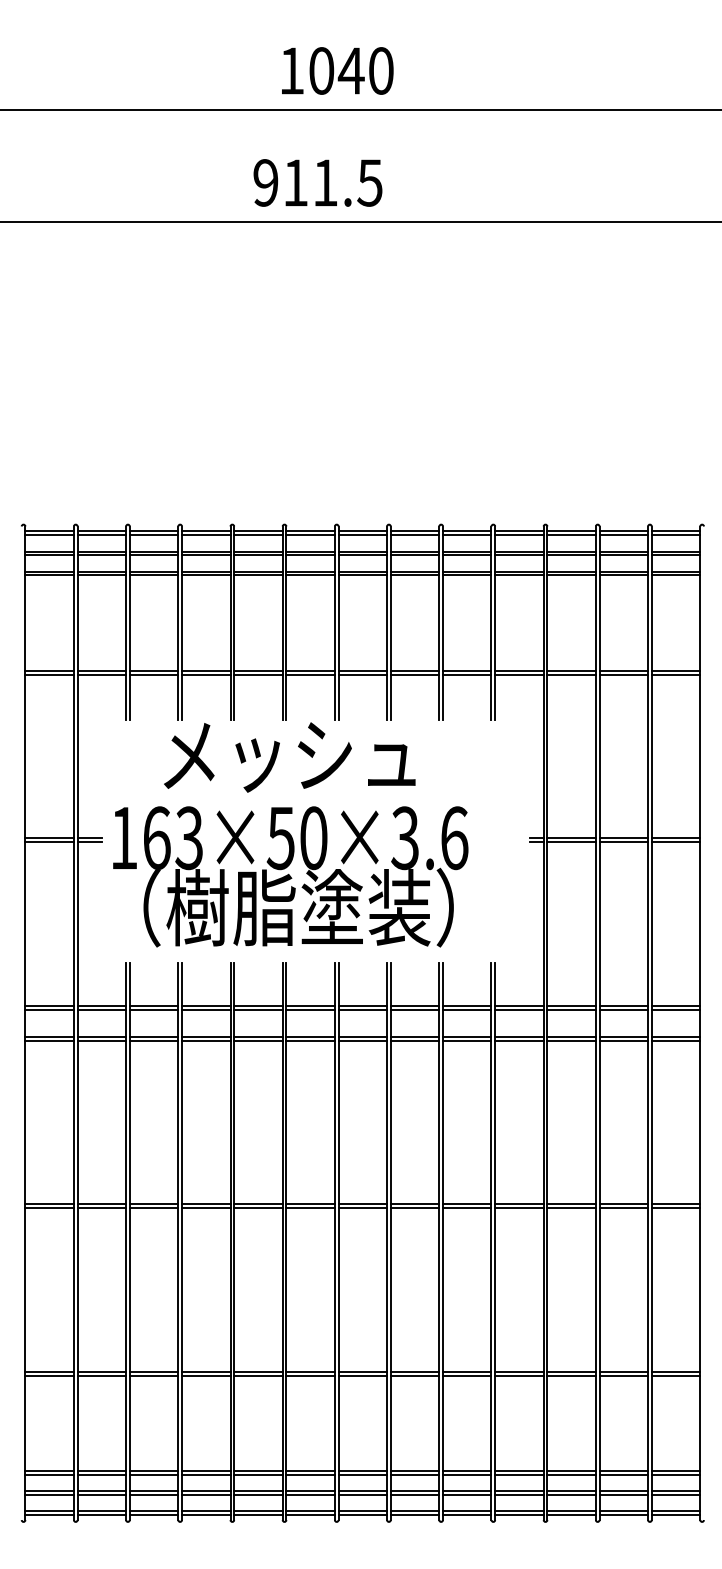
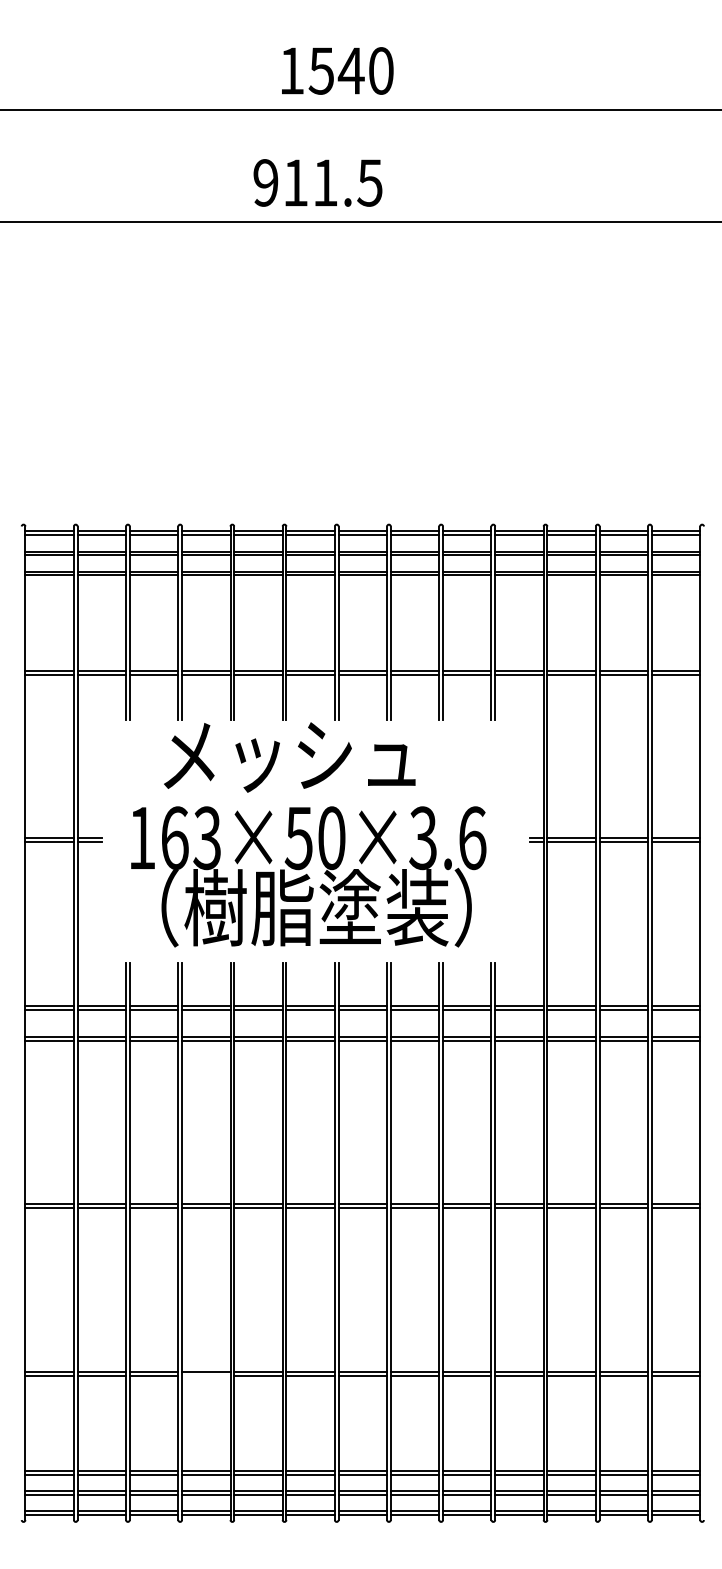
text: 1040 -> 1540 (321, 70)
text position: (290, 876) -> (308, 876) (308, 876)
line: present -> none (206, 1375)
